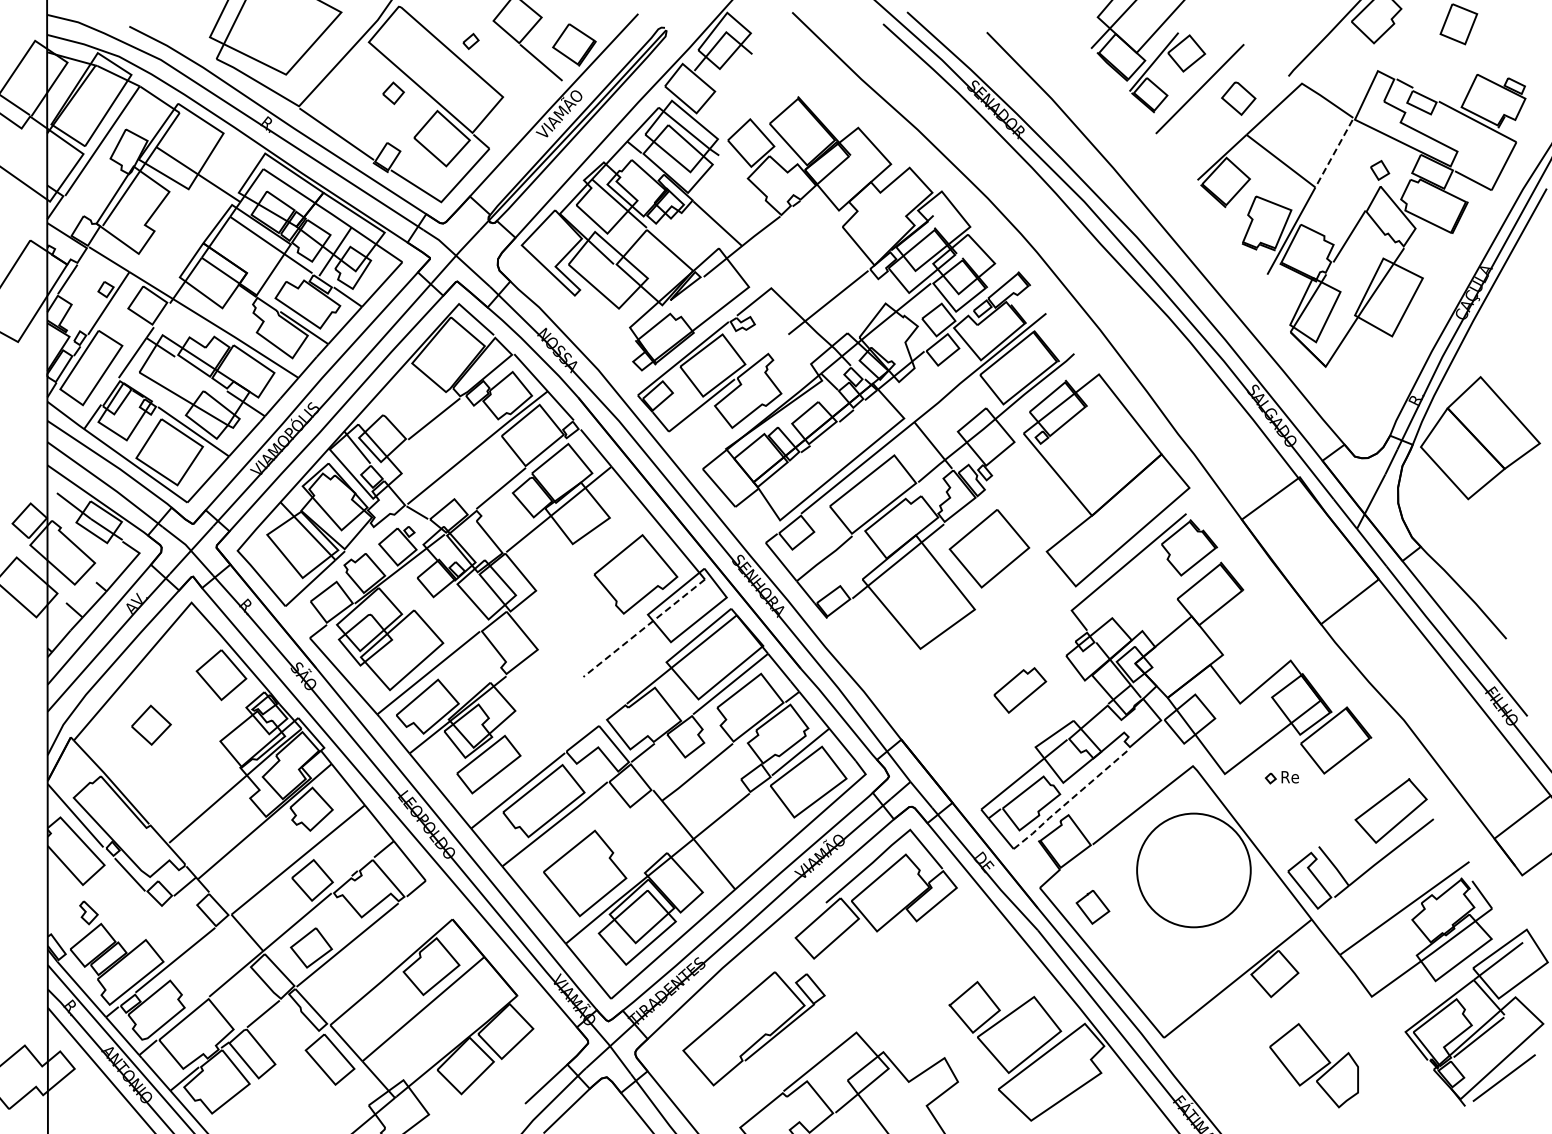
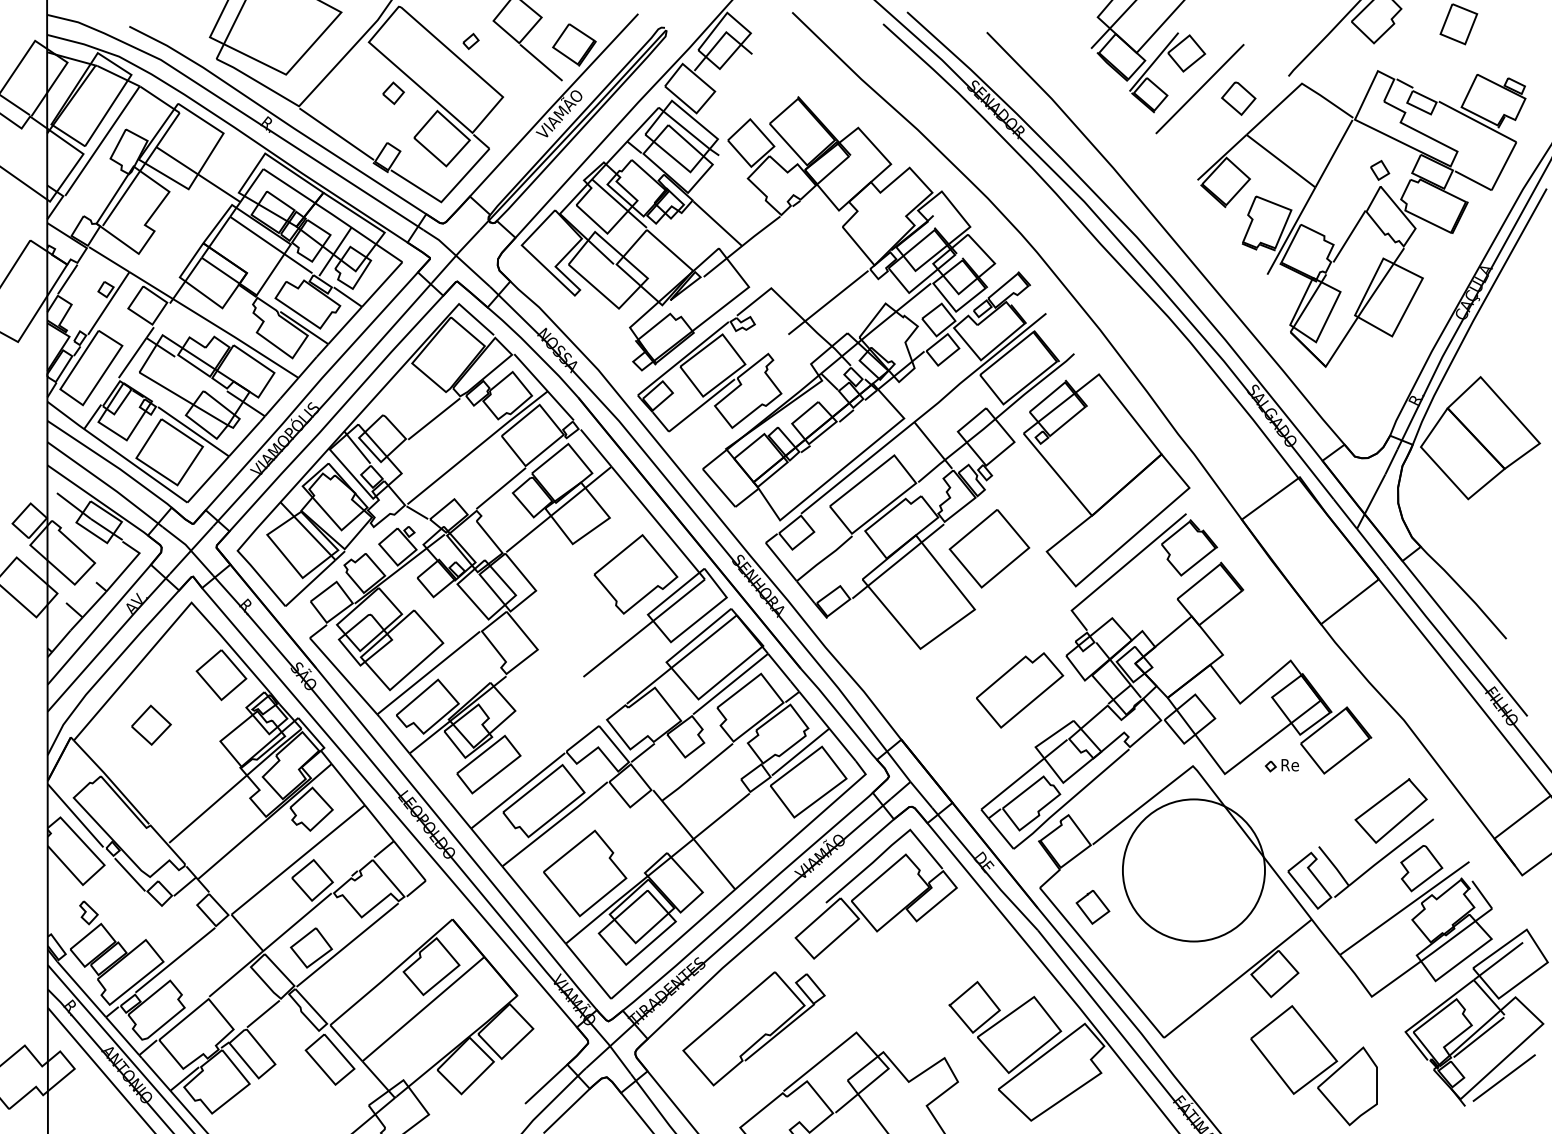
line: dashed -> solid (1334, 153)
line: dashed -> solid (644, 628)
part size: 55x47 px -> 89x77 px (1020, 690)
part position: (1281, 777) -> (1281, 765) (1281, 765)
line: dashed -> solid (1070, 800)
part: none -> present (1421, 868)
circle diameter: 114 px -> 142 px (1193, 870)
part size: 90x86 px -> 128x122 px (1313, 1065)
